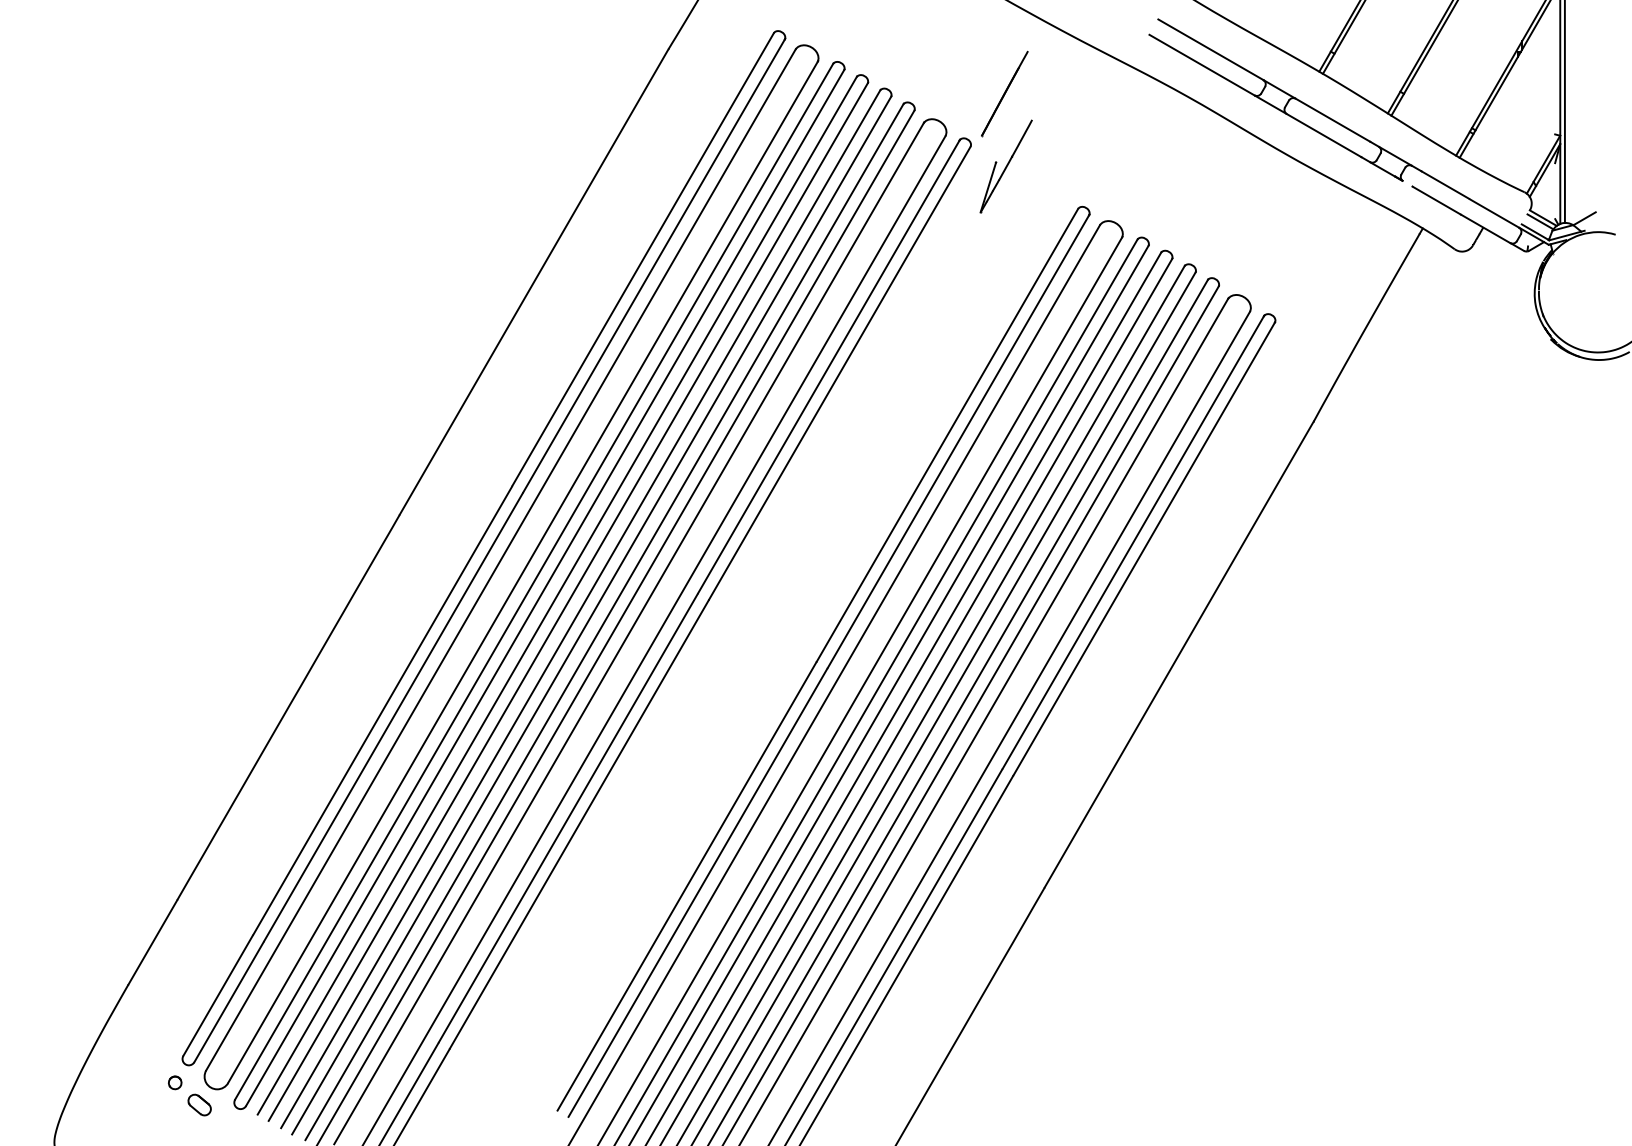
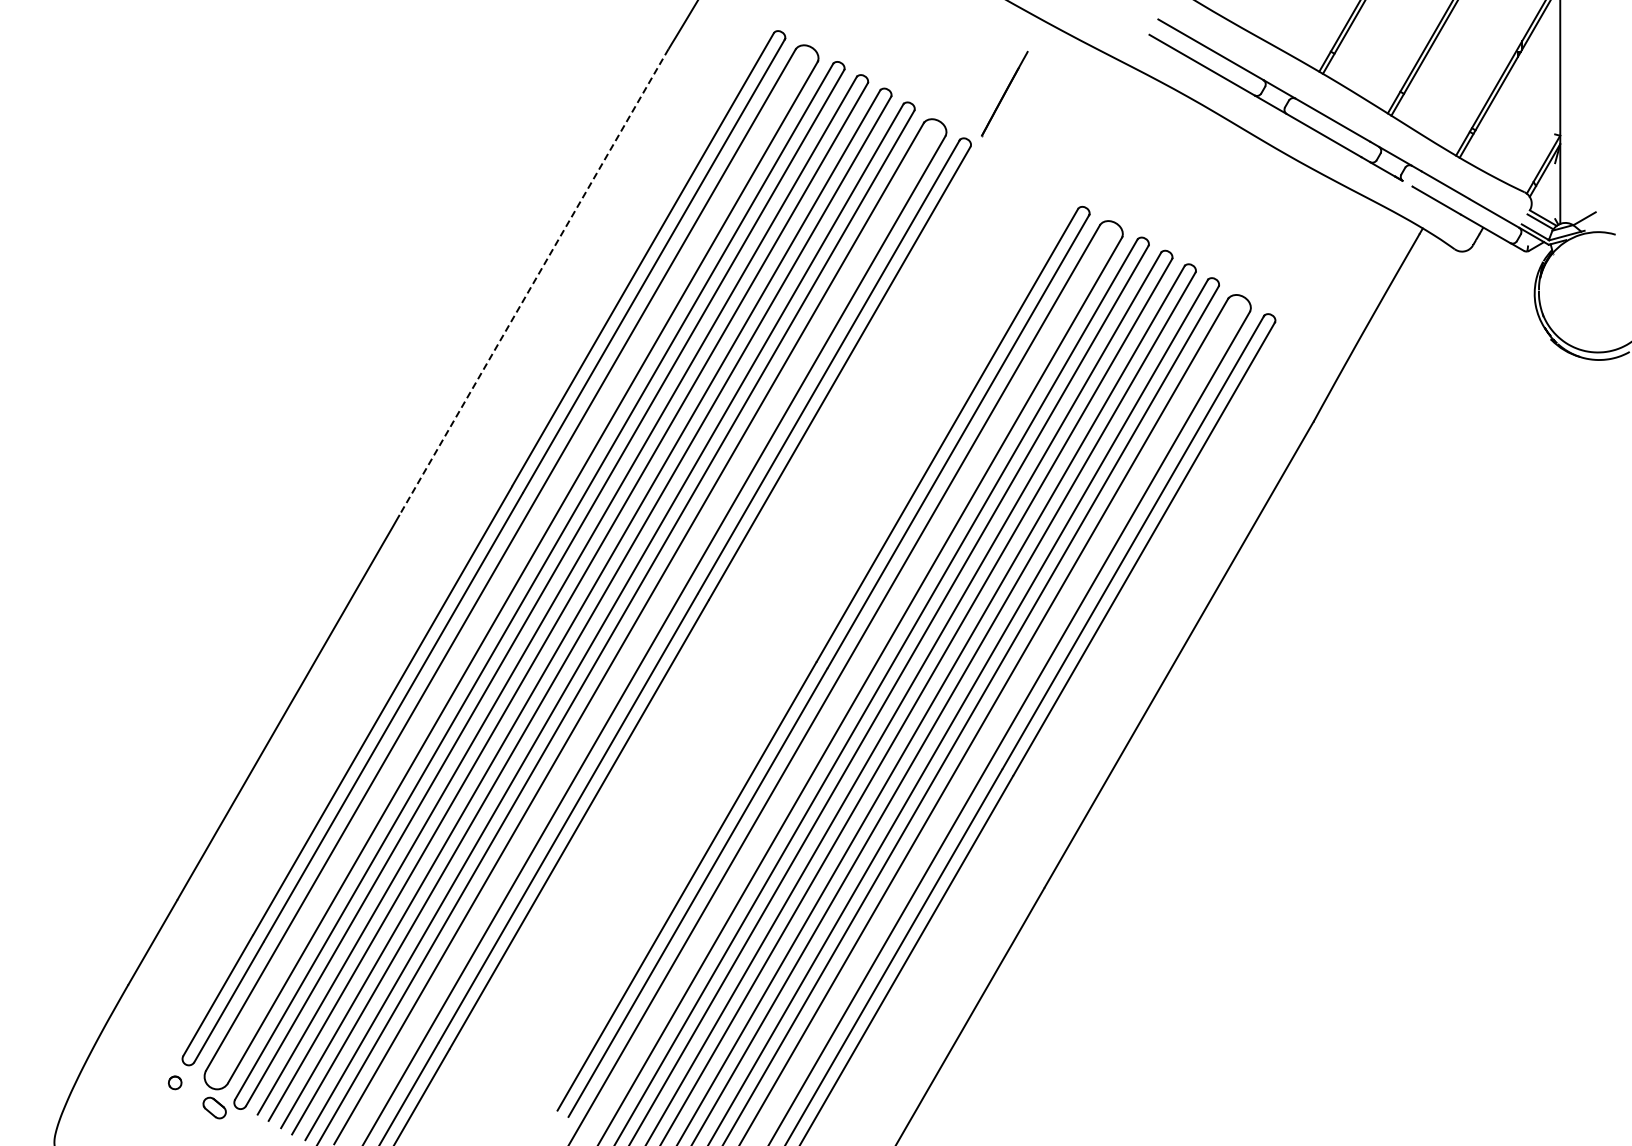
line: present -> none (1564, 112)
part: present -> none (1005, 166)
line: solid -> dashed (534, 282)
part position: (199, 1104) -> (214, 1107) (214, 1107)
